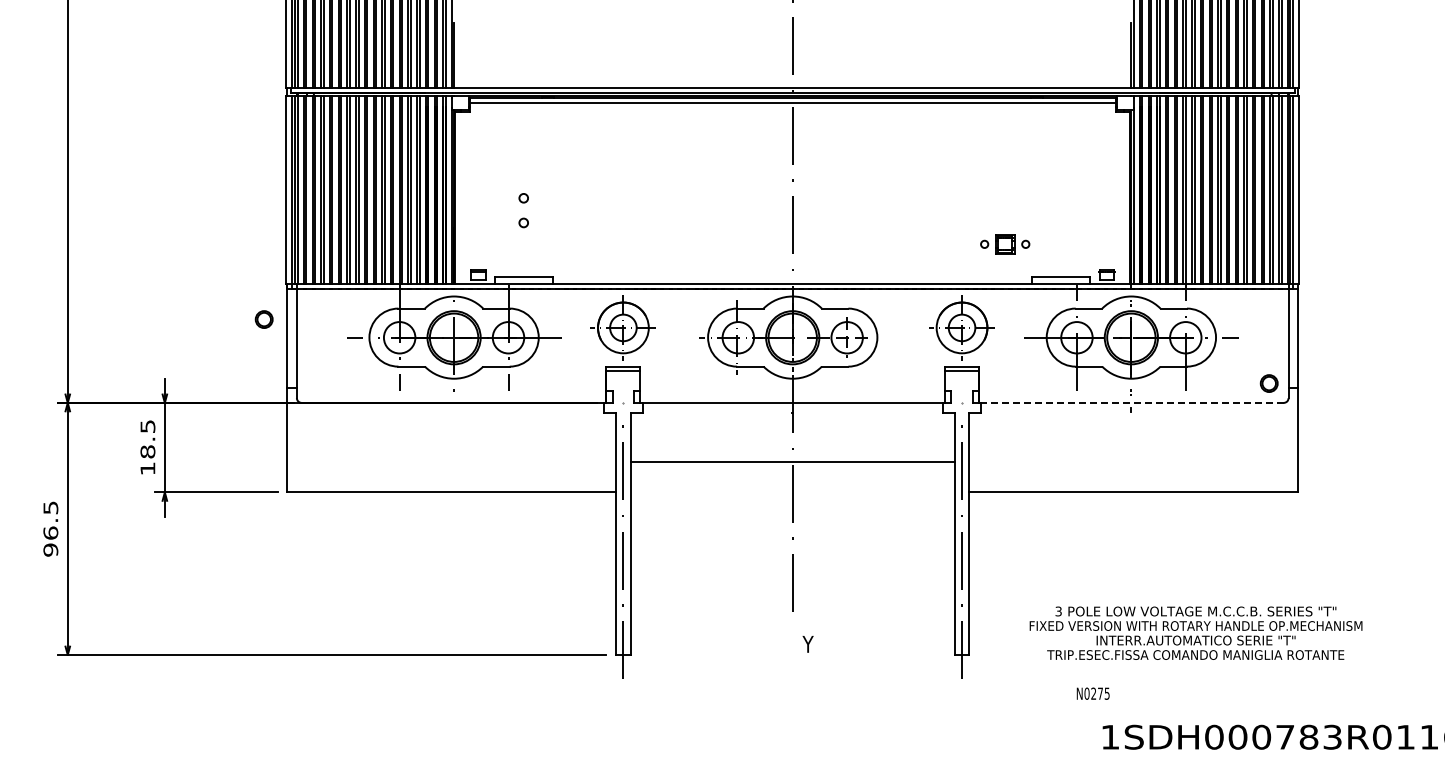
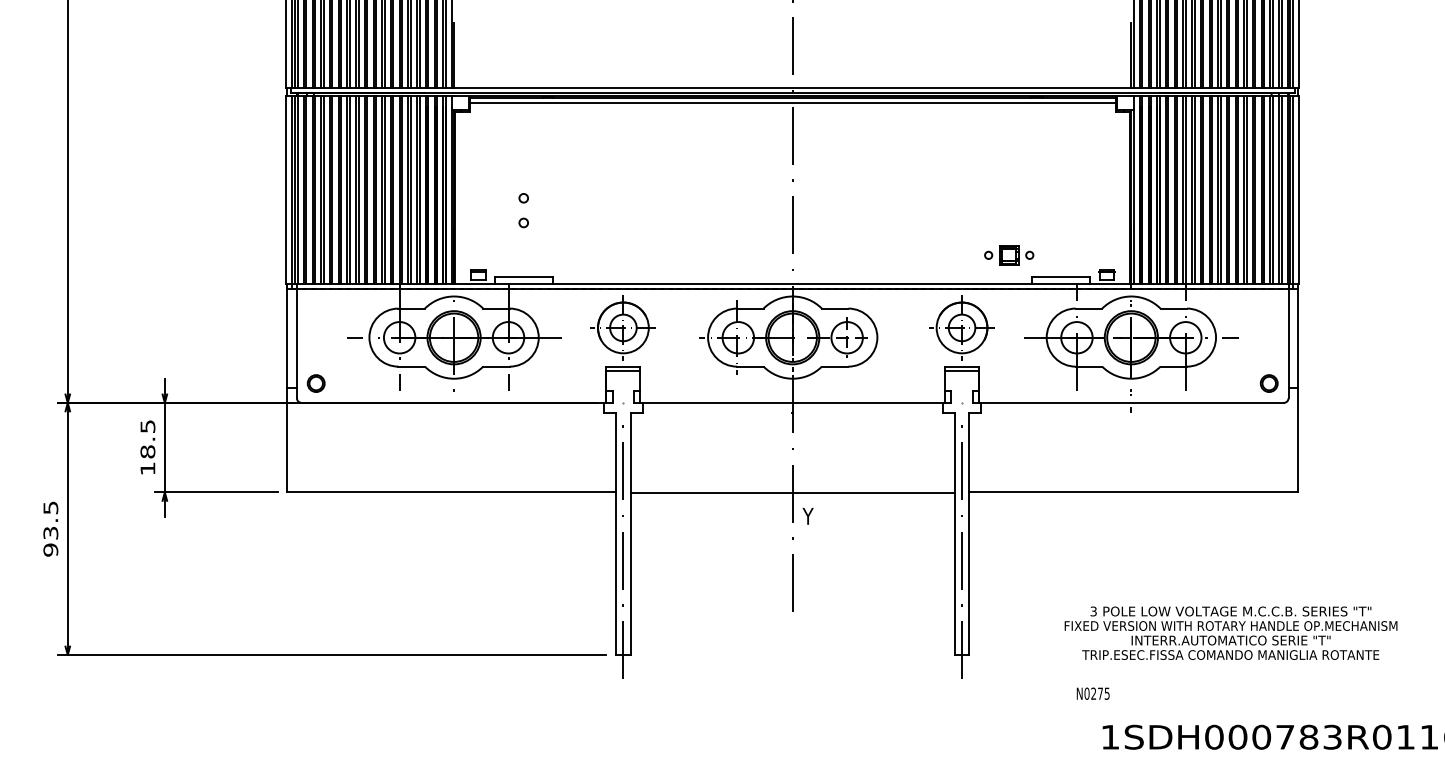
part position: (1005, 244) -> (1009, 255) (1009, 255)
part position: (263, 319) -> (315, 383) (315, 383)
line: dashed -> solid (1130, 402)
line position: (792, 461) -> (792, 492) (792, 492)
text: 96.5 -> 93.5 (50, 532)
text position: (1195, 632) -> (1230, 632) (1230, 632)
text position: (807, 644) -> (807, 516) (807, 516)
